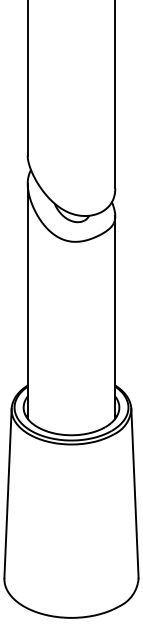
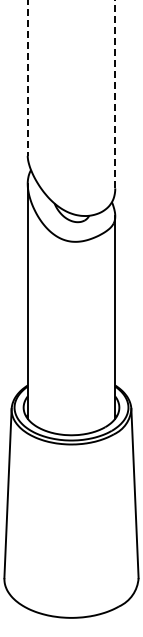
line: solid -> dashed (27, 78)
line: solid -> dashed (115, 93)
